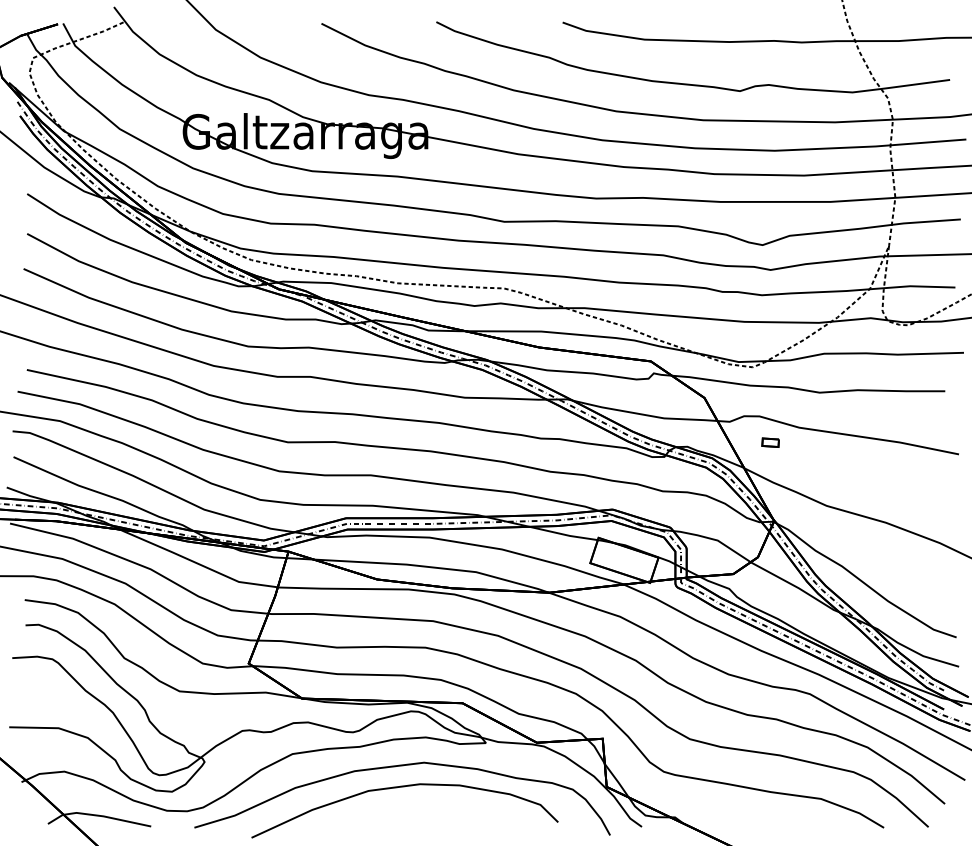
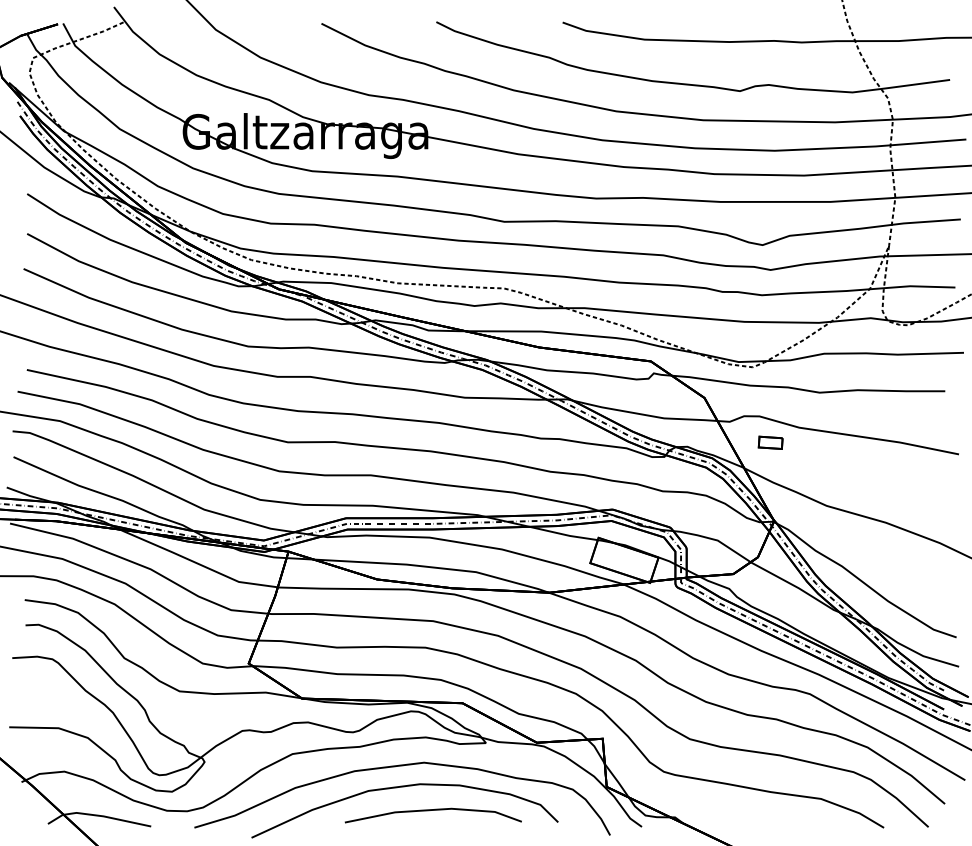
part size: 19x11 px -> 27x15 px (770, 442)
line: none -> present (432, 810)
